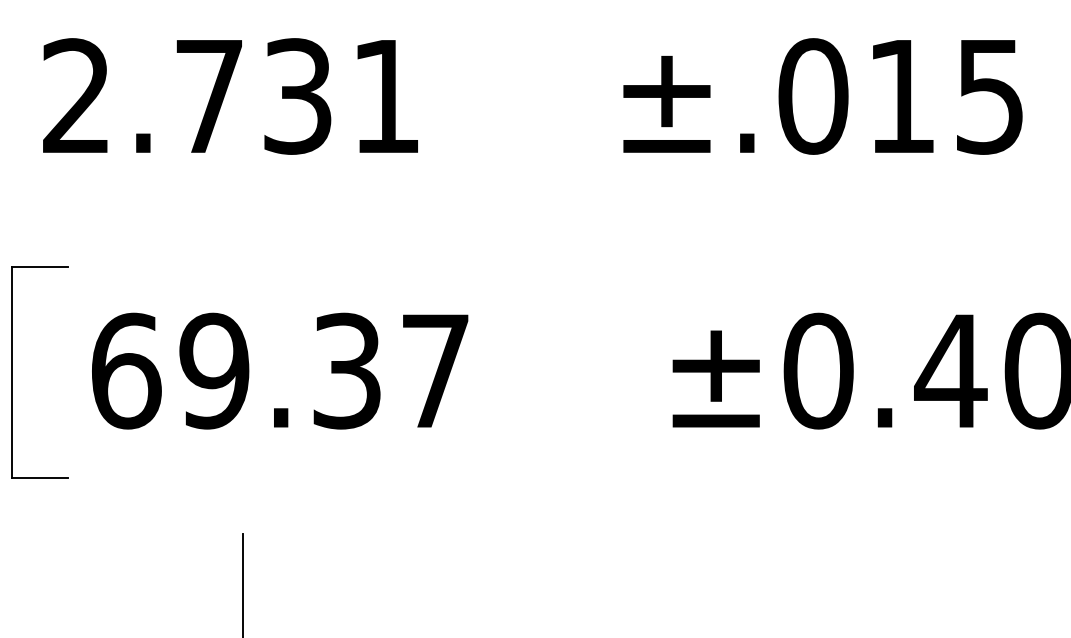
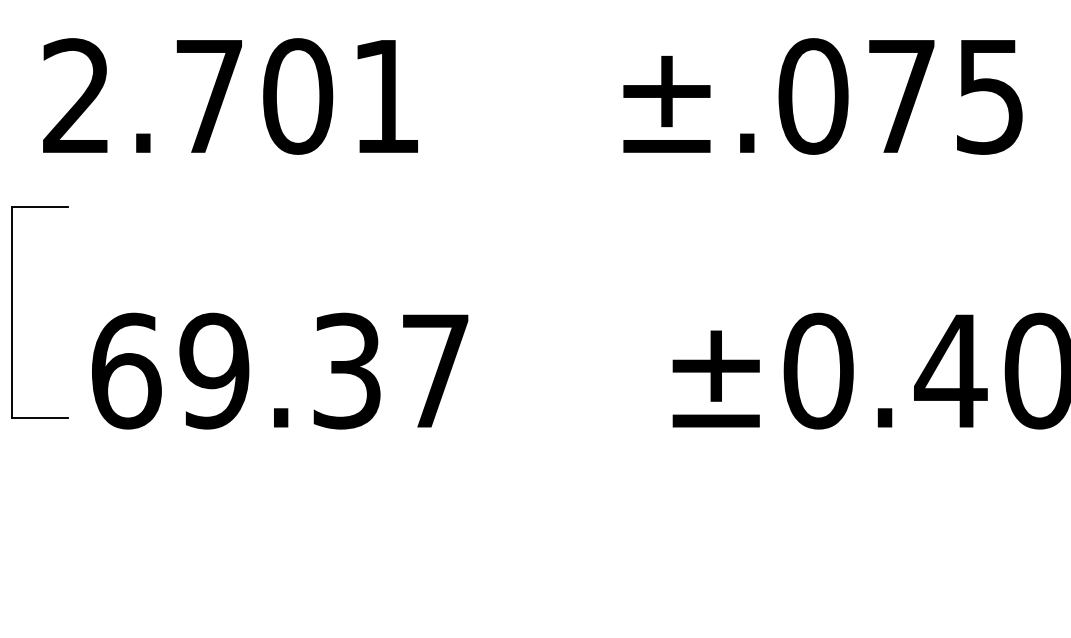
text: 2.731 -> 2.701 (298, 96)
text: ±.015 -> ±.075 (901, 96)
part position: (12, 372) -> (12, 312) (12, 312)
line: present -> none (243, 584)
